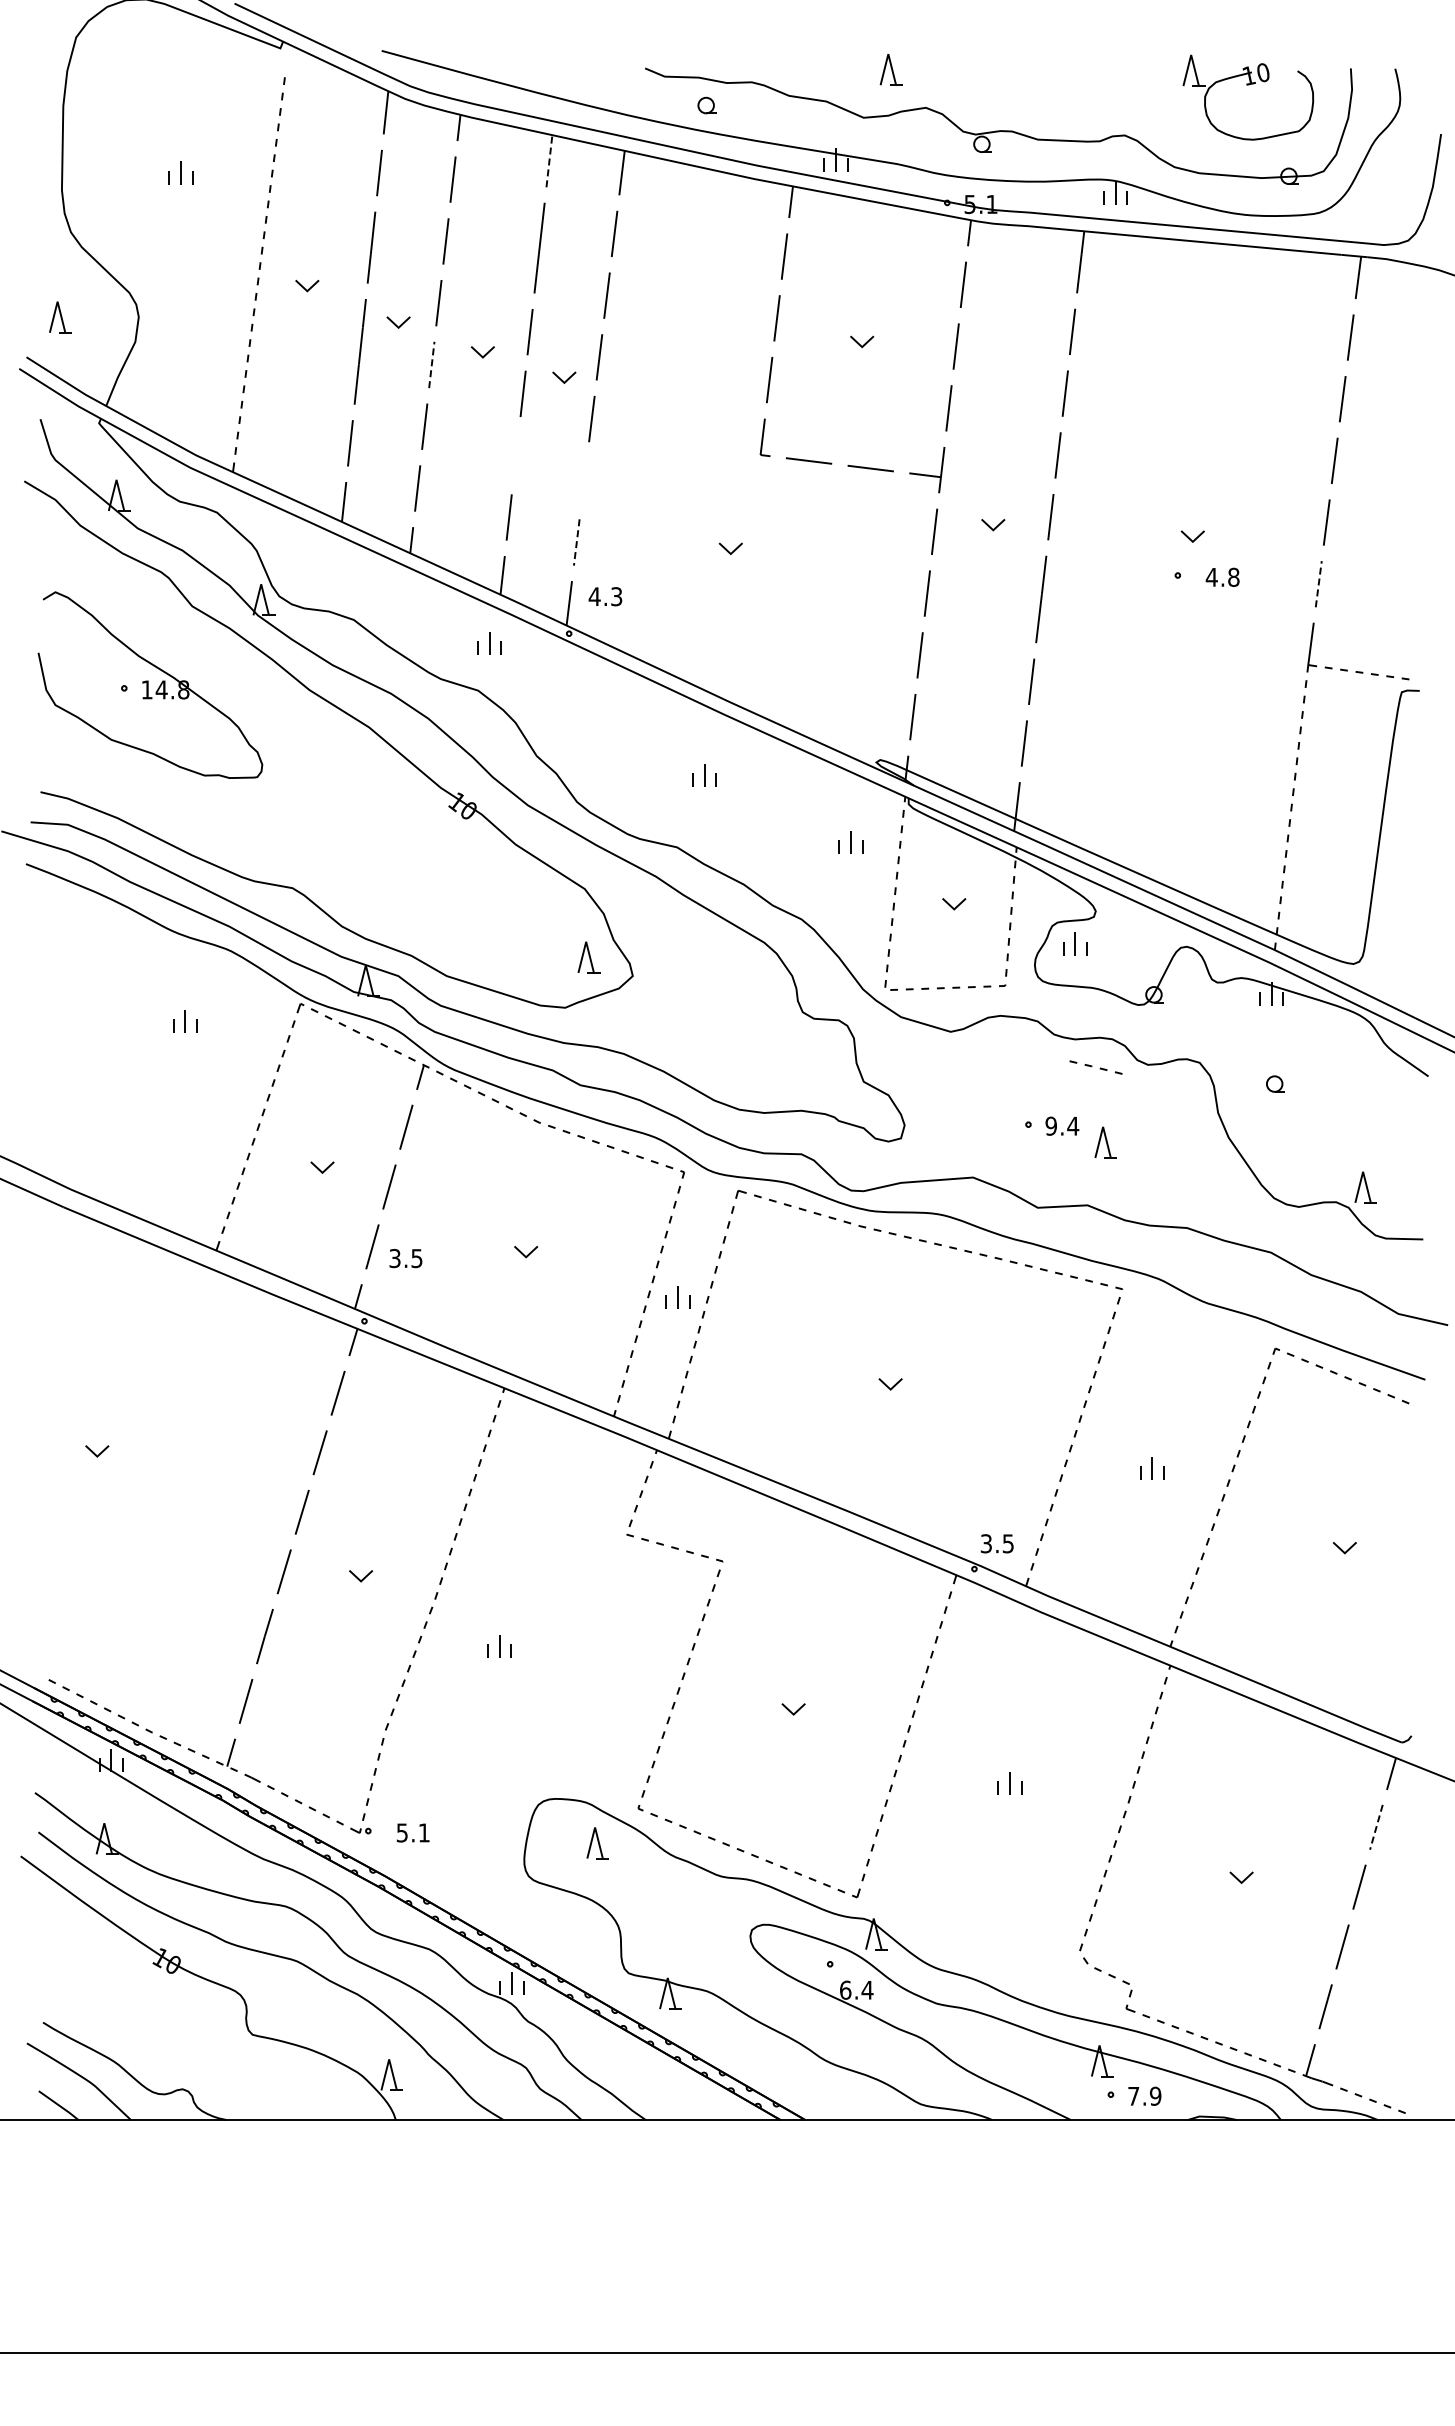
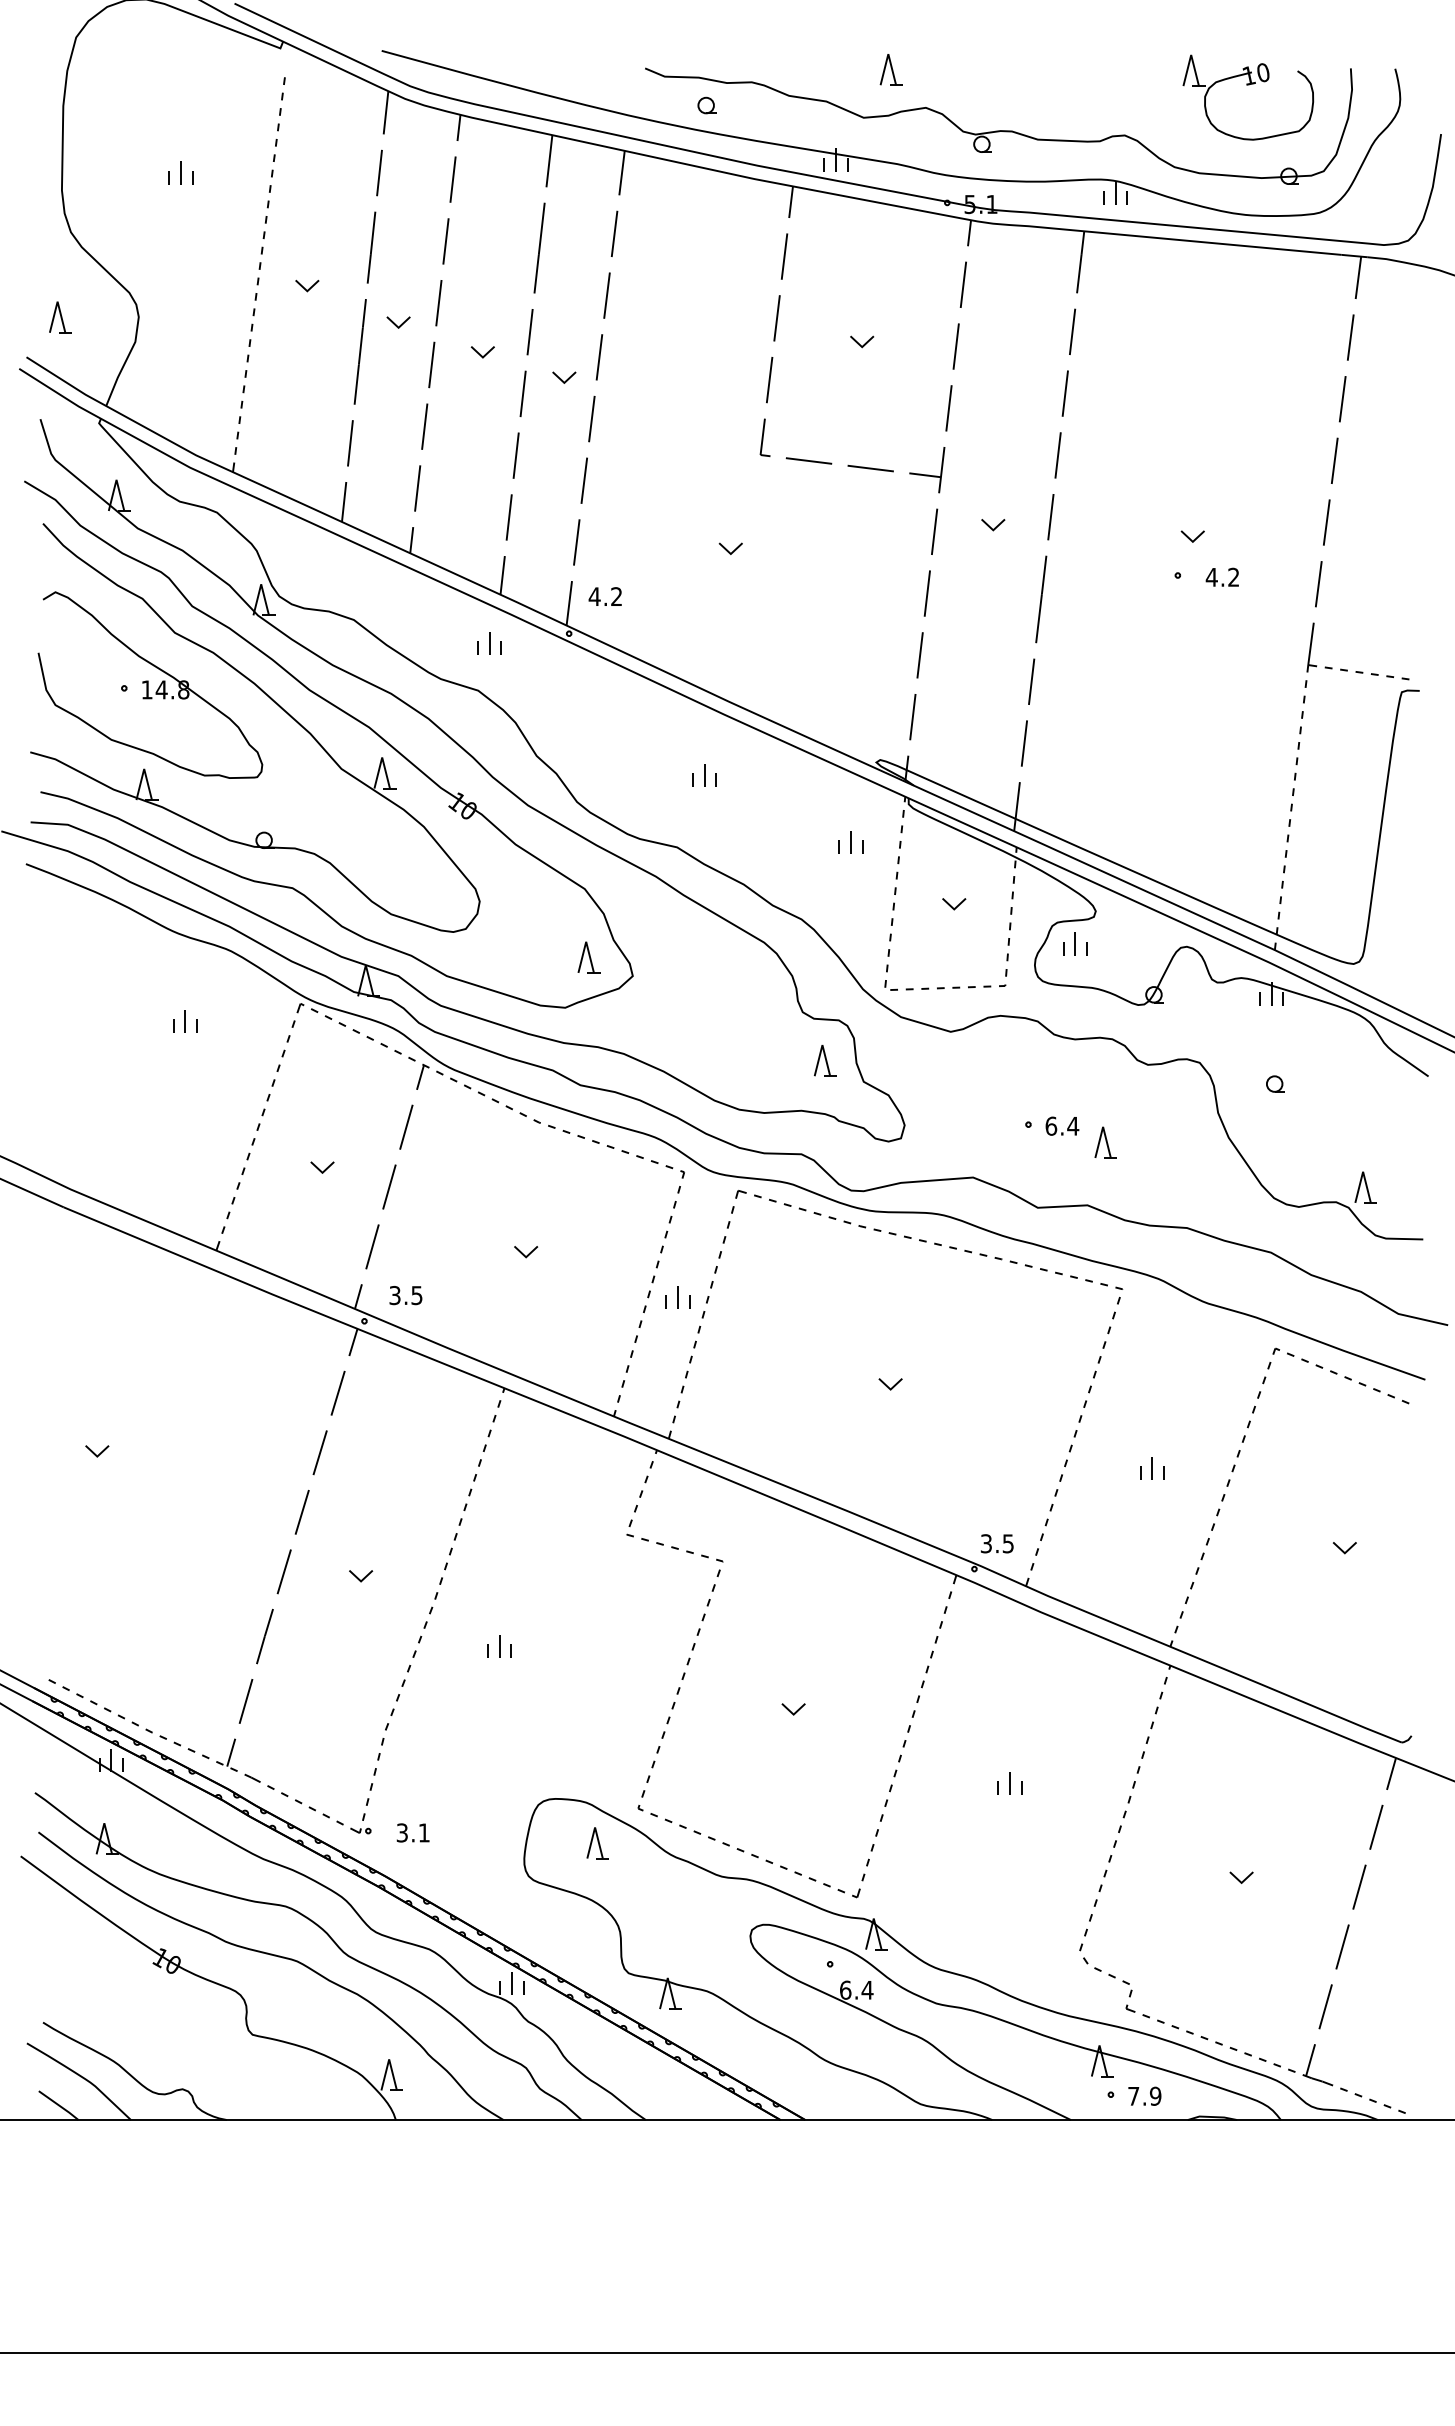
line: dashed -> solid (549, 160)
line: dashed -> solid (431, 364)
line: none -> present (515, 455)
line: none -> present (583, 480)
line: dashed -> solid (576, 542)
text: 4.8 -> 4.2 (1233, 576)
line: dashed -> solid (1318, 583)
text: 4.3 -> 4.2 (616, 596)
part: none -> present (272, 701)
part: none -> present (824, 1060)
part: present -> none (1095, 1067)
text: 9.4 -> 6.4 (1051, 1125)
text position: (405, 1258) -> (405, 1295) (405, 1295)
line: dashed -> solid (1376, 1827)
text: 5.1 -> 3.1 (402, 1832)
